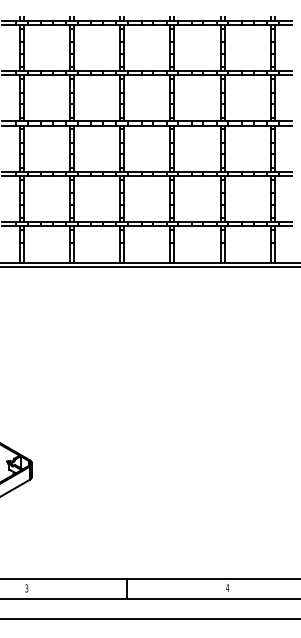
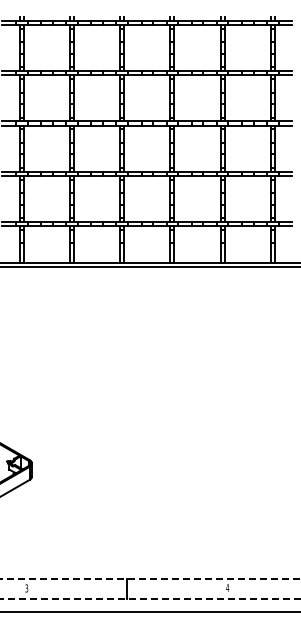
line: solid -> dashed (150, 578)
line: solid -> dashed (150, 598)
line position: (149, 618) -> (149, 611) (149, 611)
